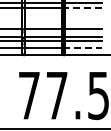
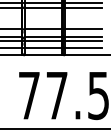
line: dashed -> solid (83, 8)
line: dashed -> solid (82, 47)
